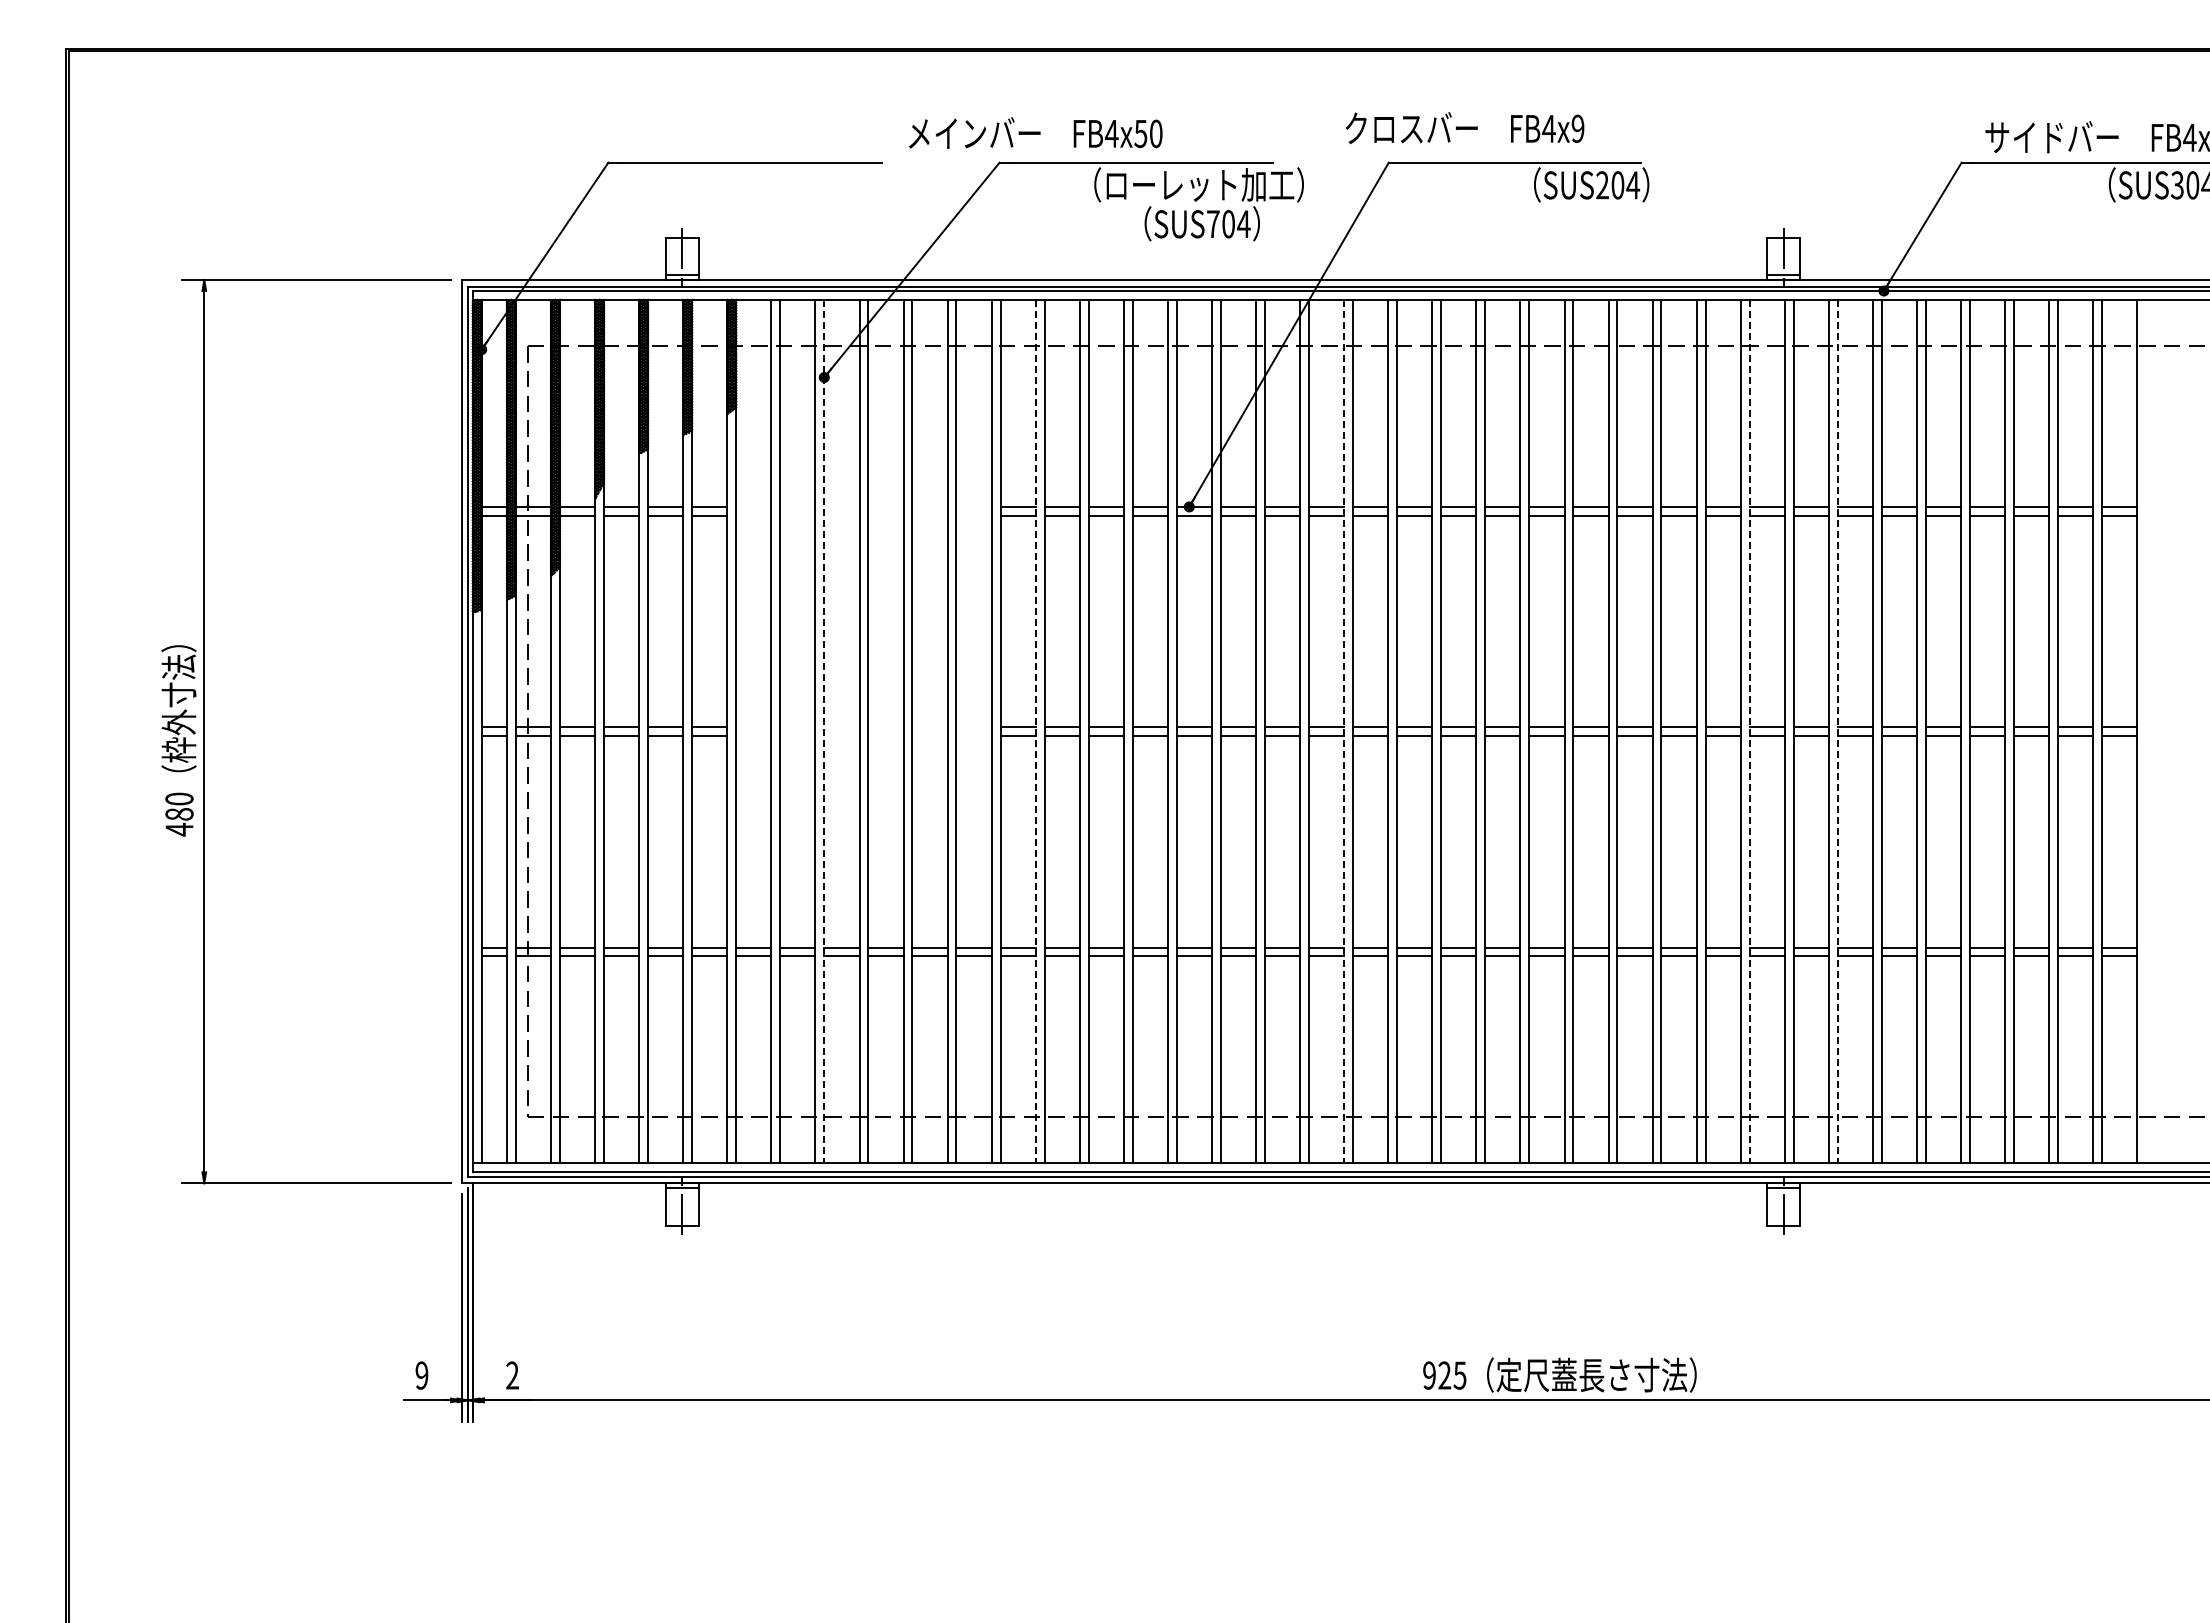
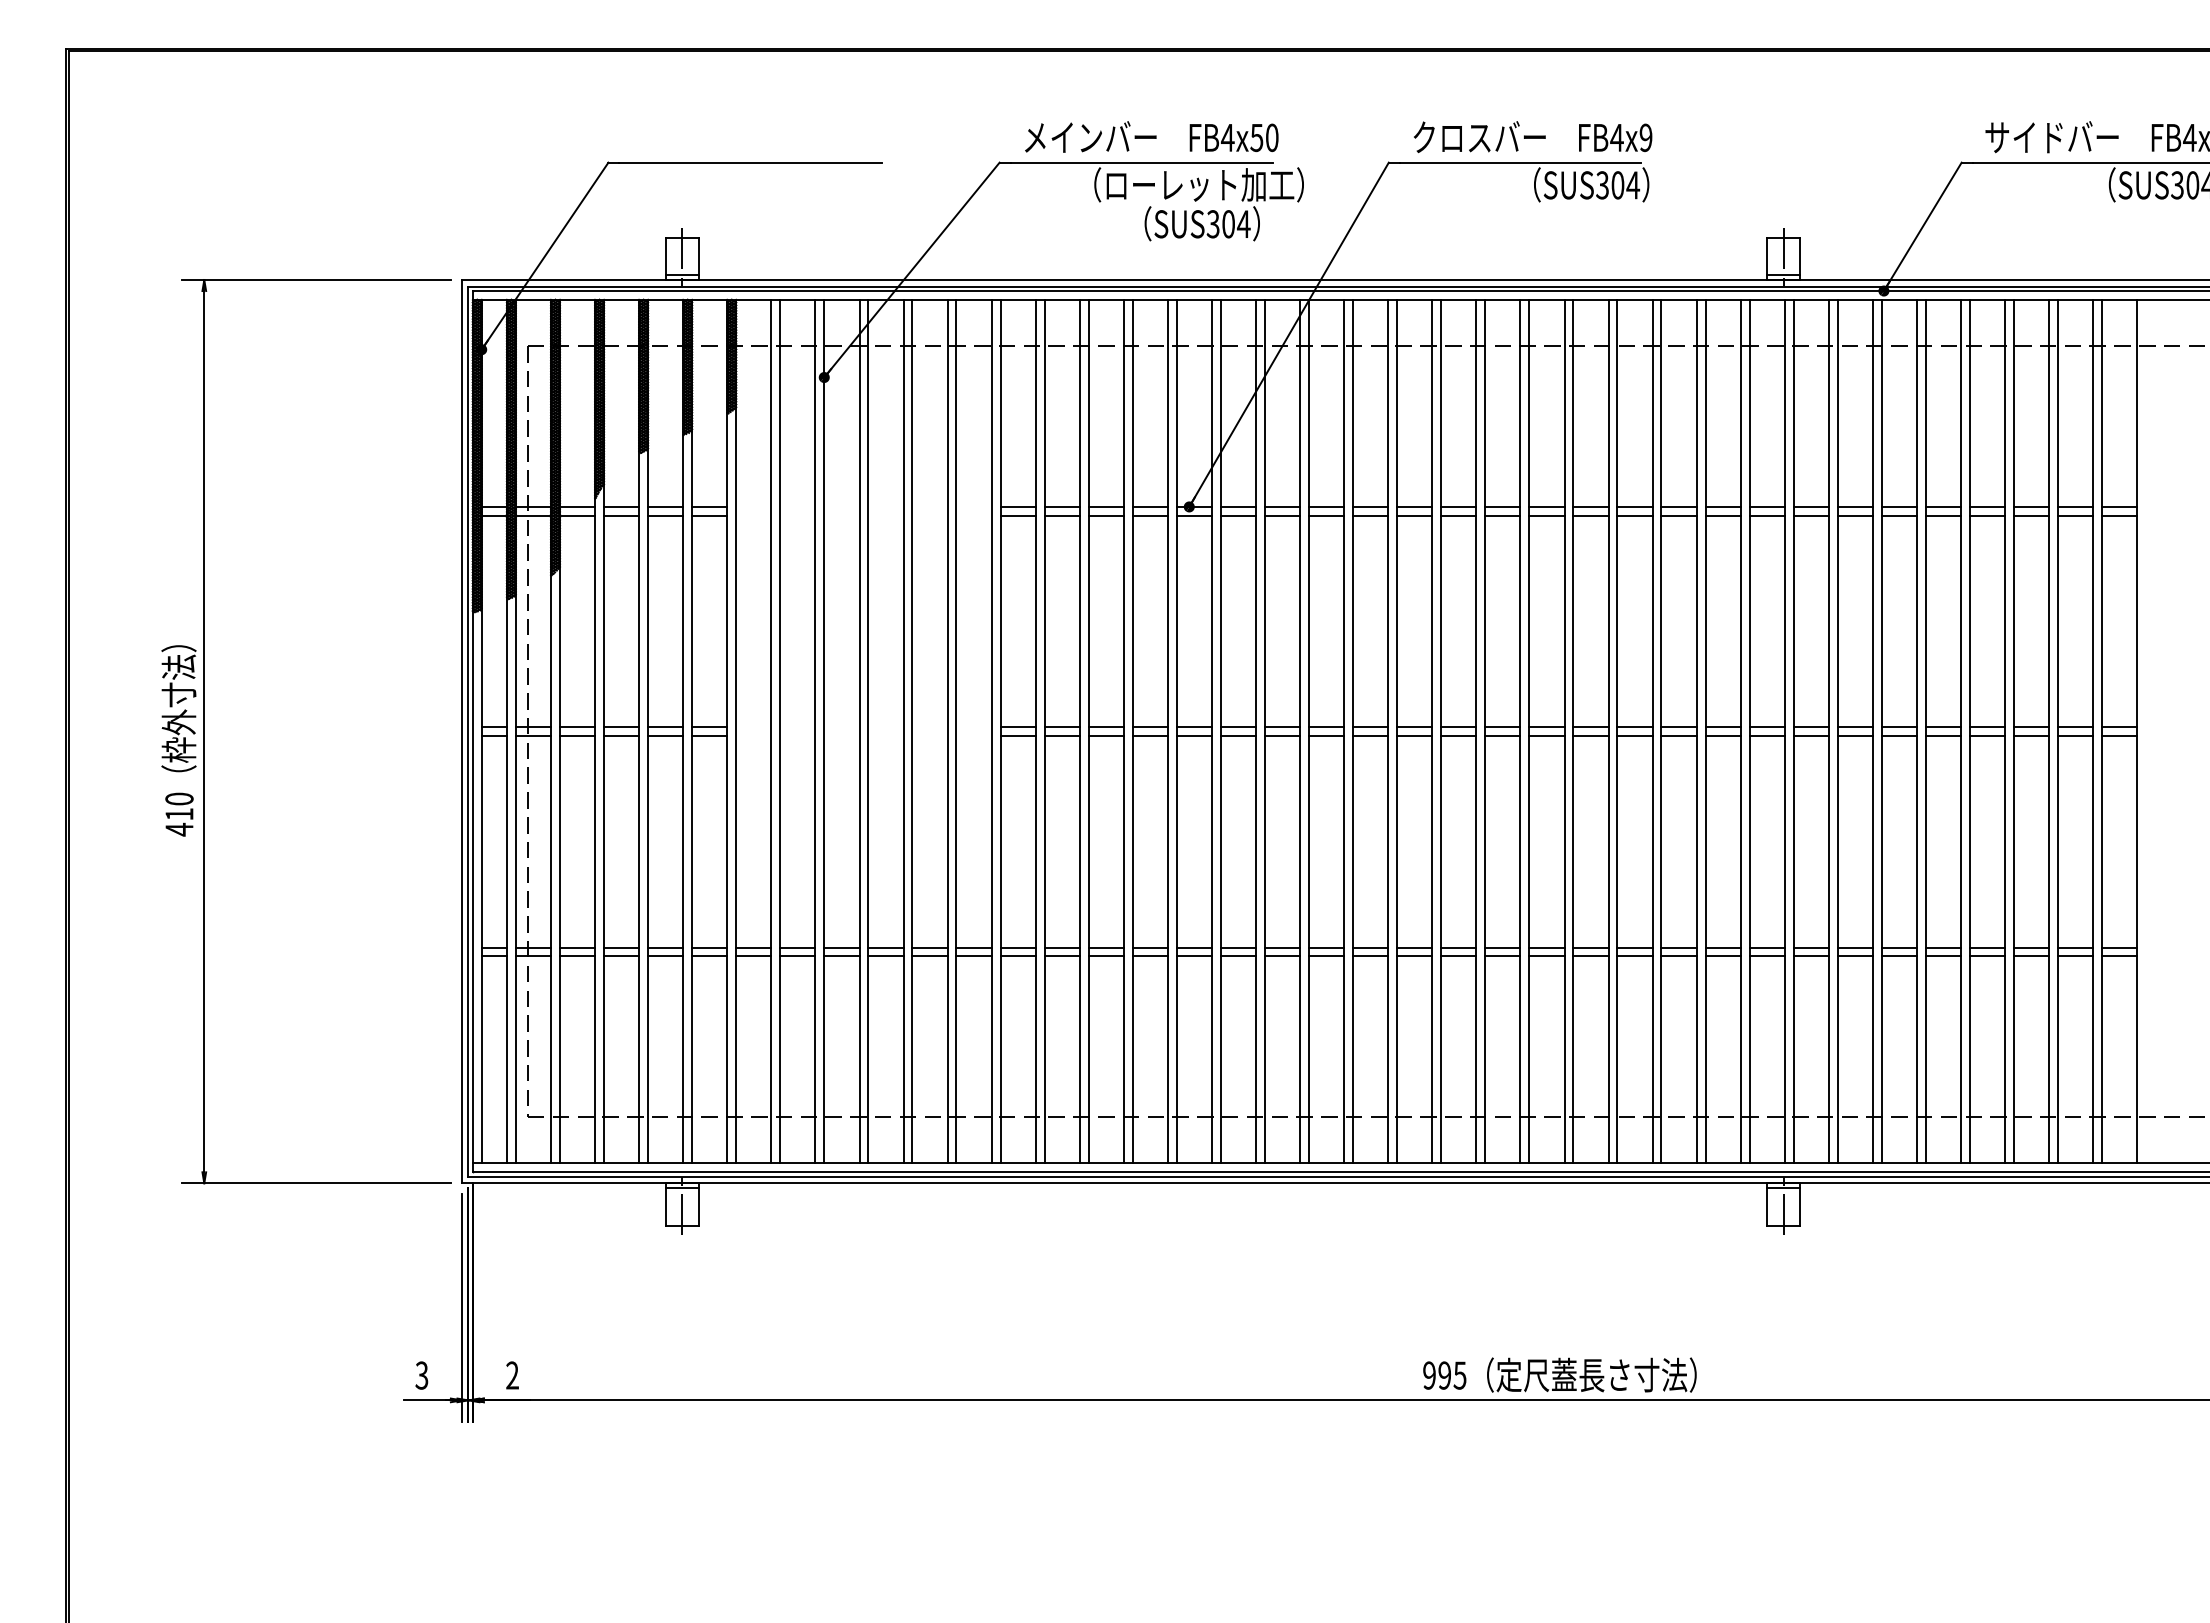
text position: (1465, 128) -> (1533, 137) (1533, 137)
text position: (1035, 132) -> (1151, 136) (1151, 136)
text: SUS204 -> SUS304 (1602, 185)
text: SUS704 -> SUS304 (1212, 224)
line: dashed -> solid (824, 731)
line: dashed -> solid (1035, 731)
line: dashed -> solid (1344, 731)
line: dashed -> solid (1749, 731)
line: dashed -> solid (1837, 731)
text: 480 -> 410 (179, 814)
text: 9 -> 3 (421, 1375)
text: 925 -> 995 (1444, 1375)
